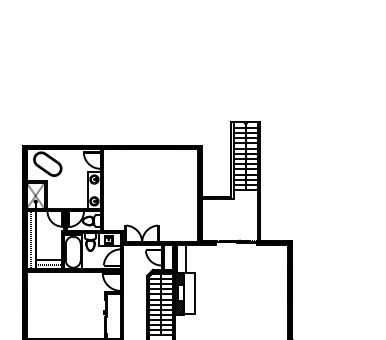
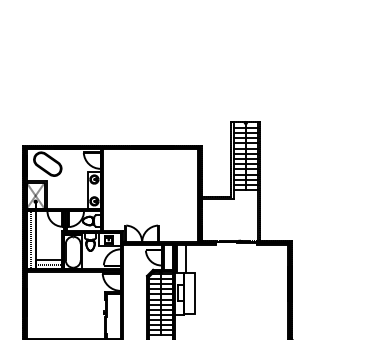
hatch: present -> none (178, 293)
